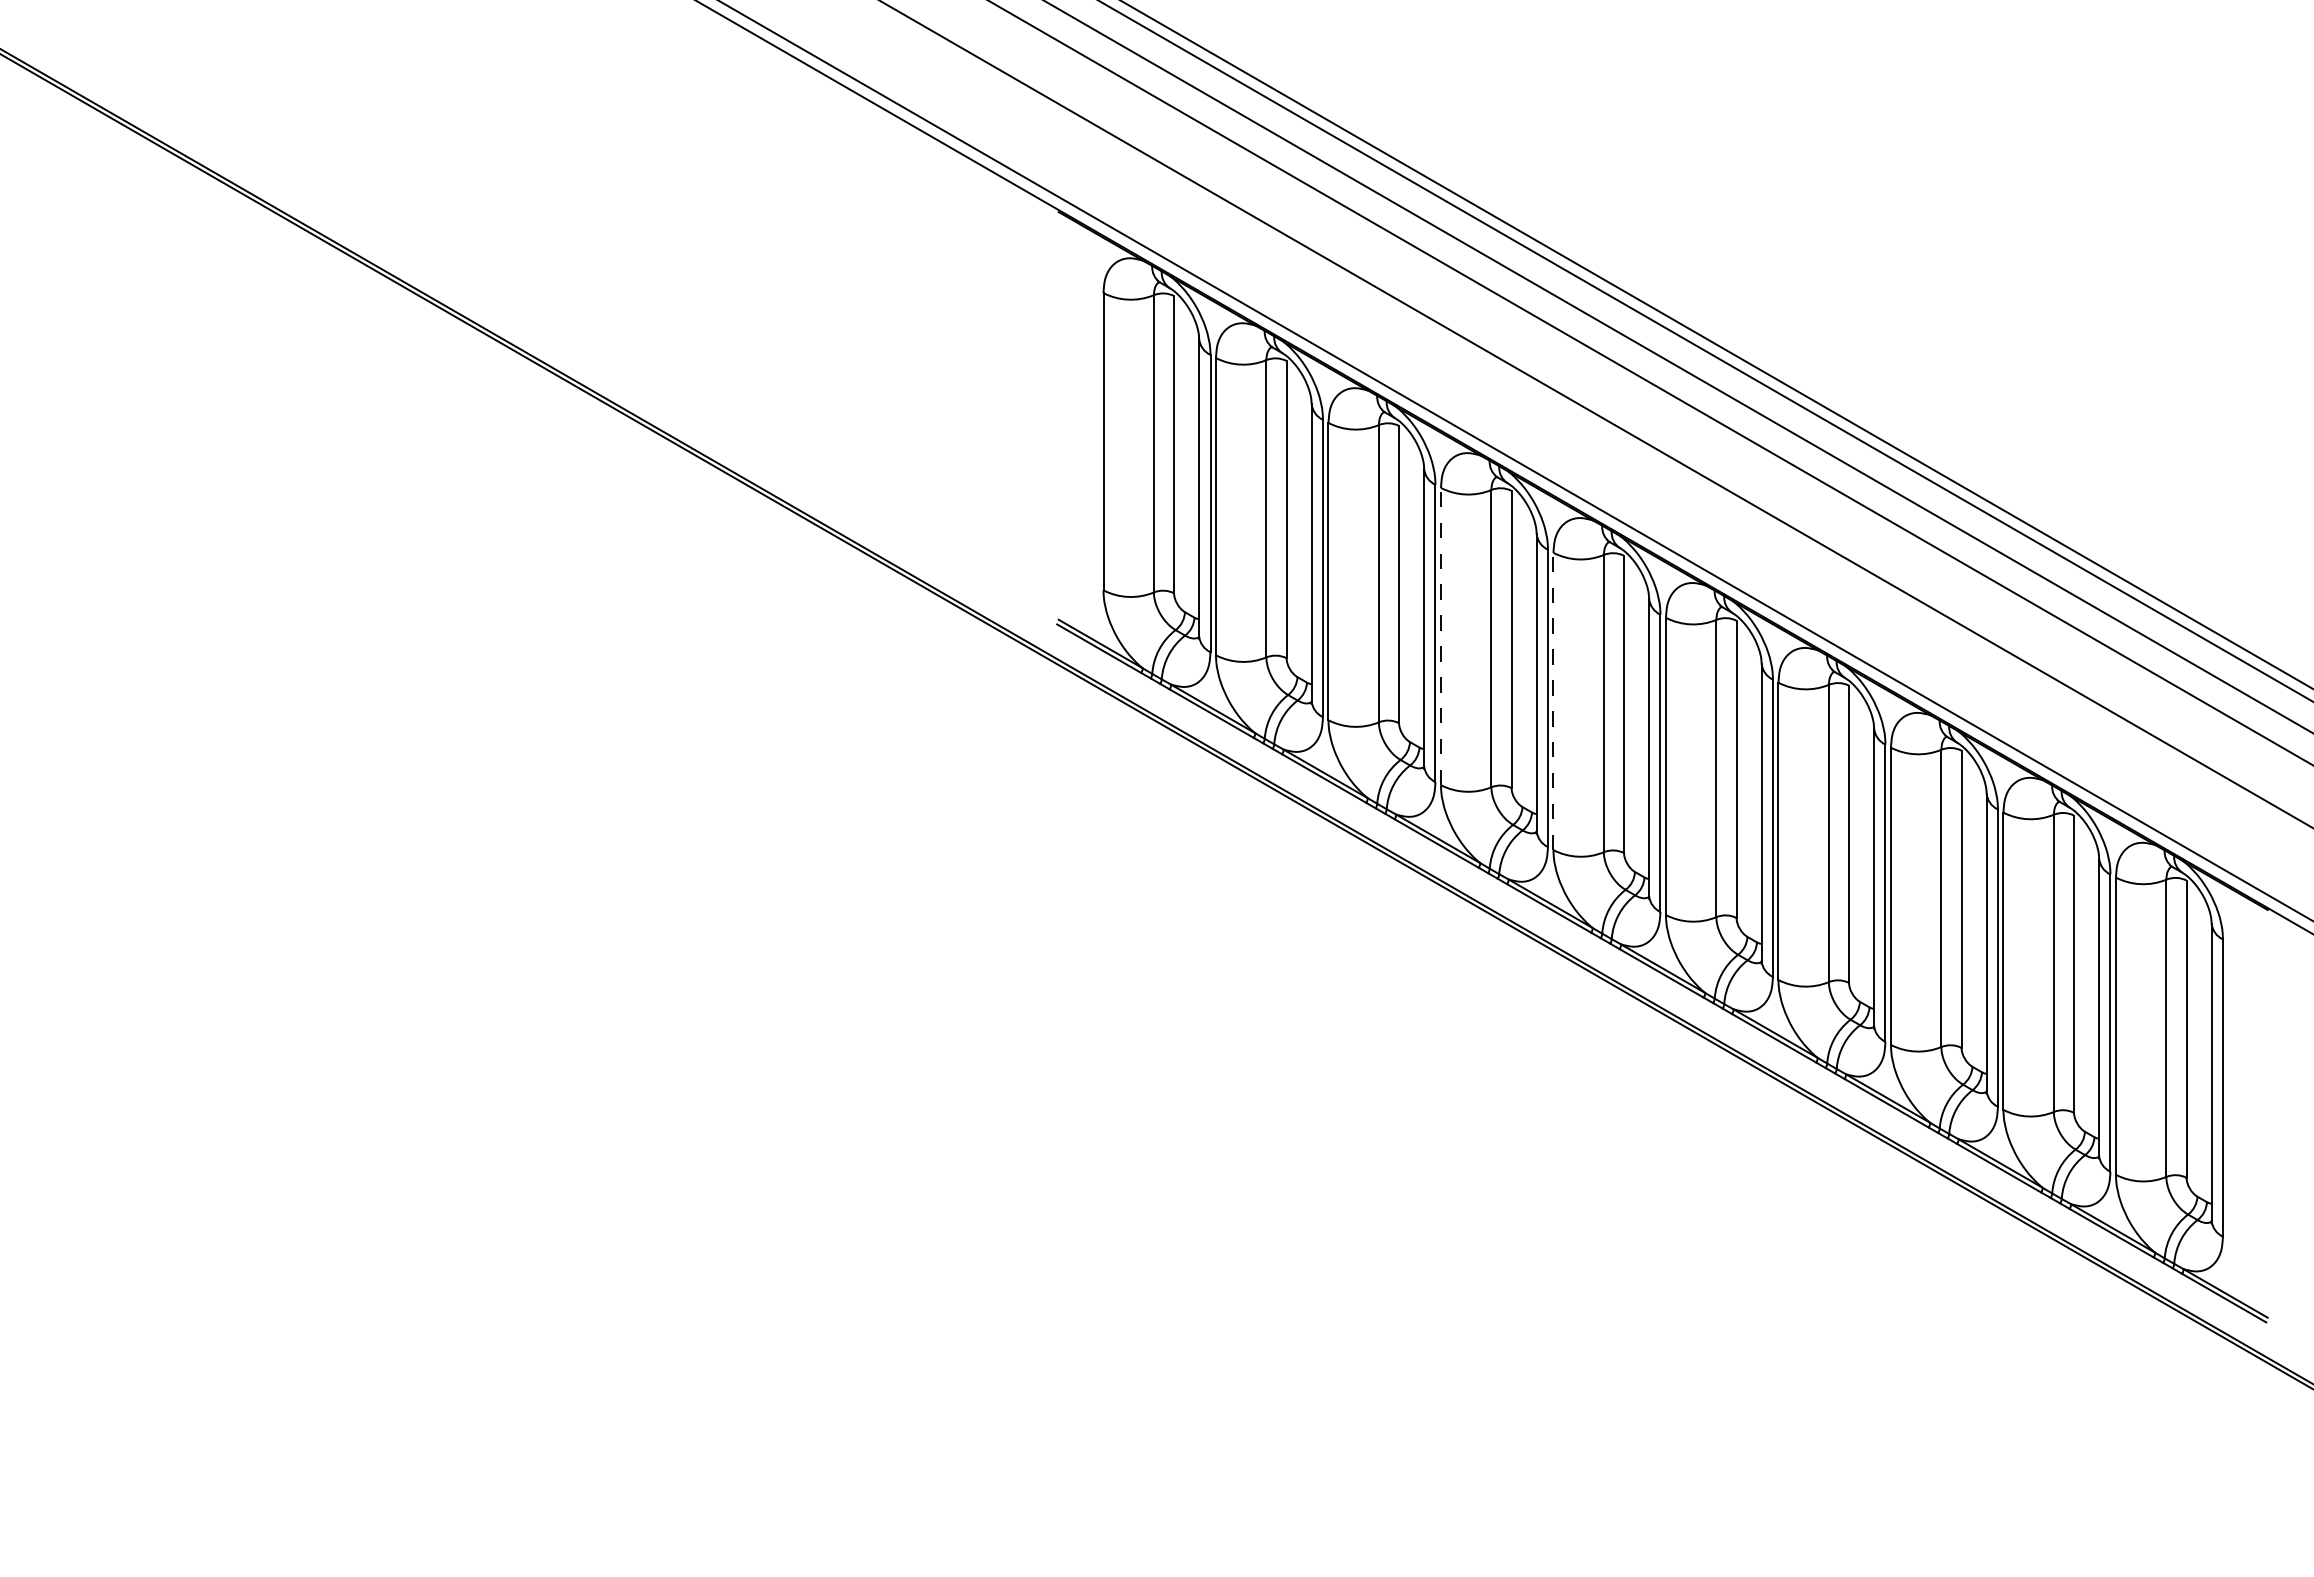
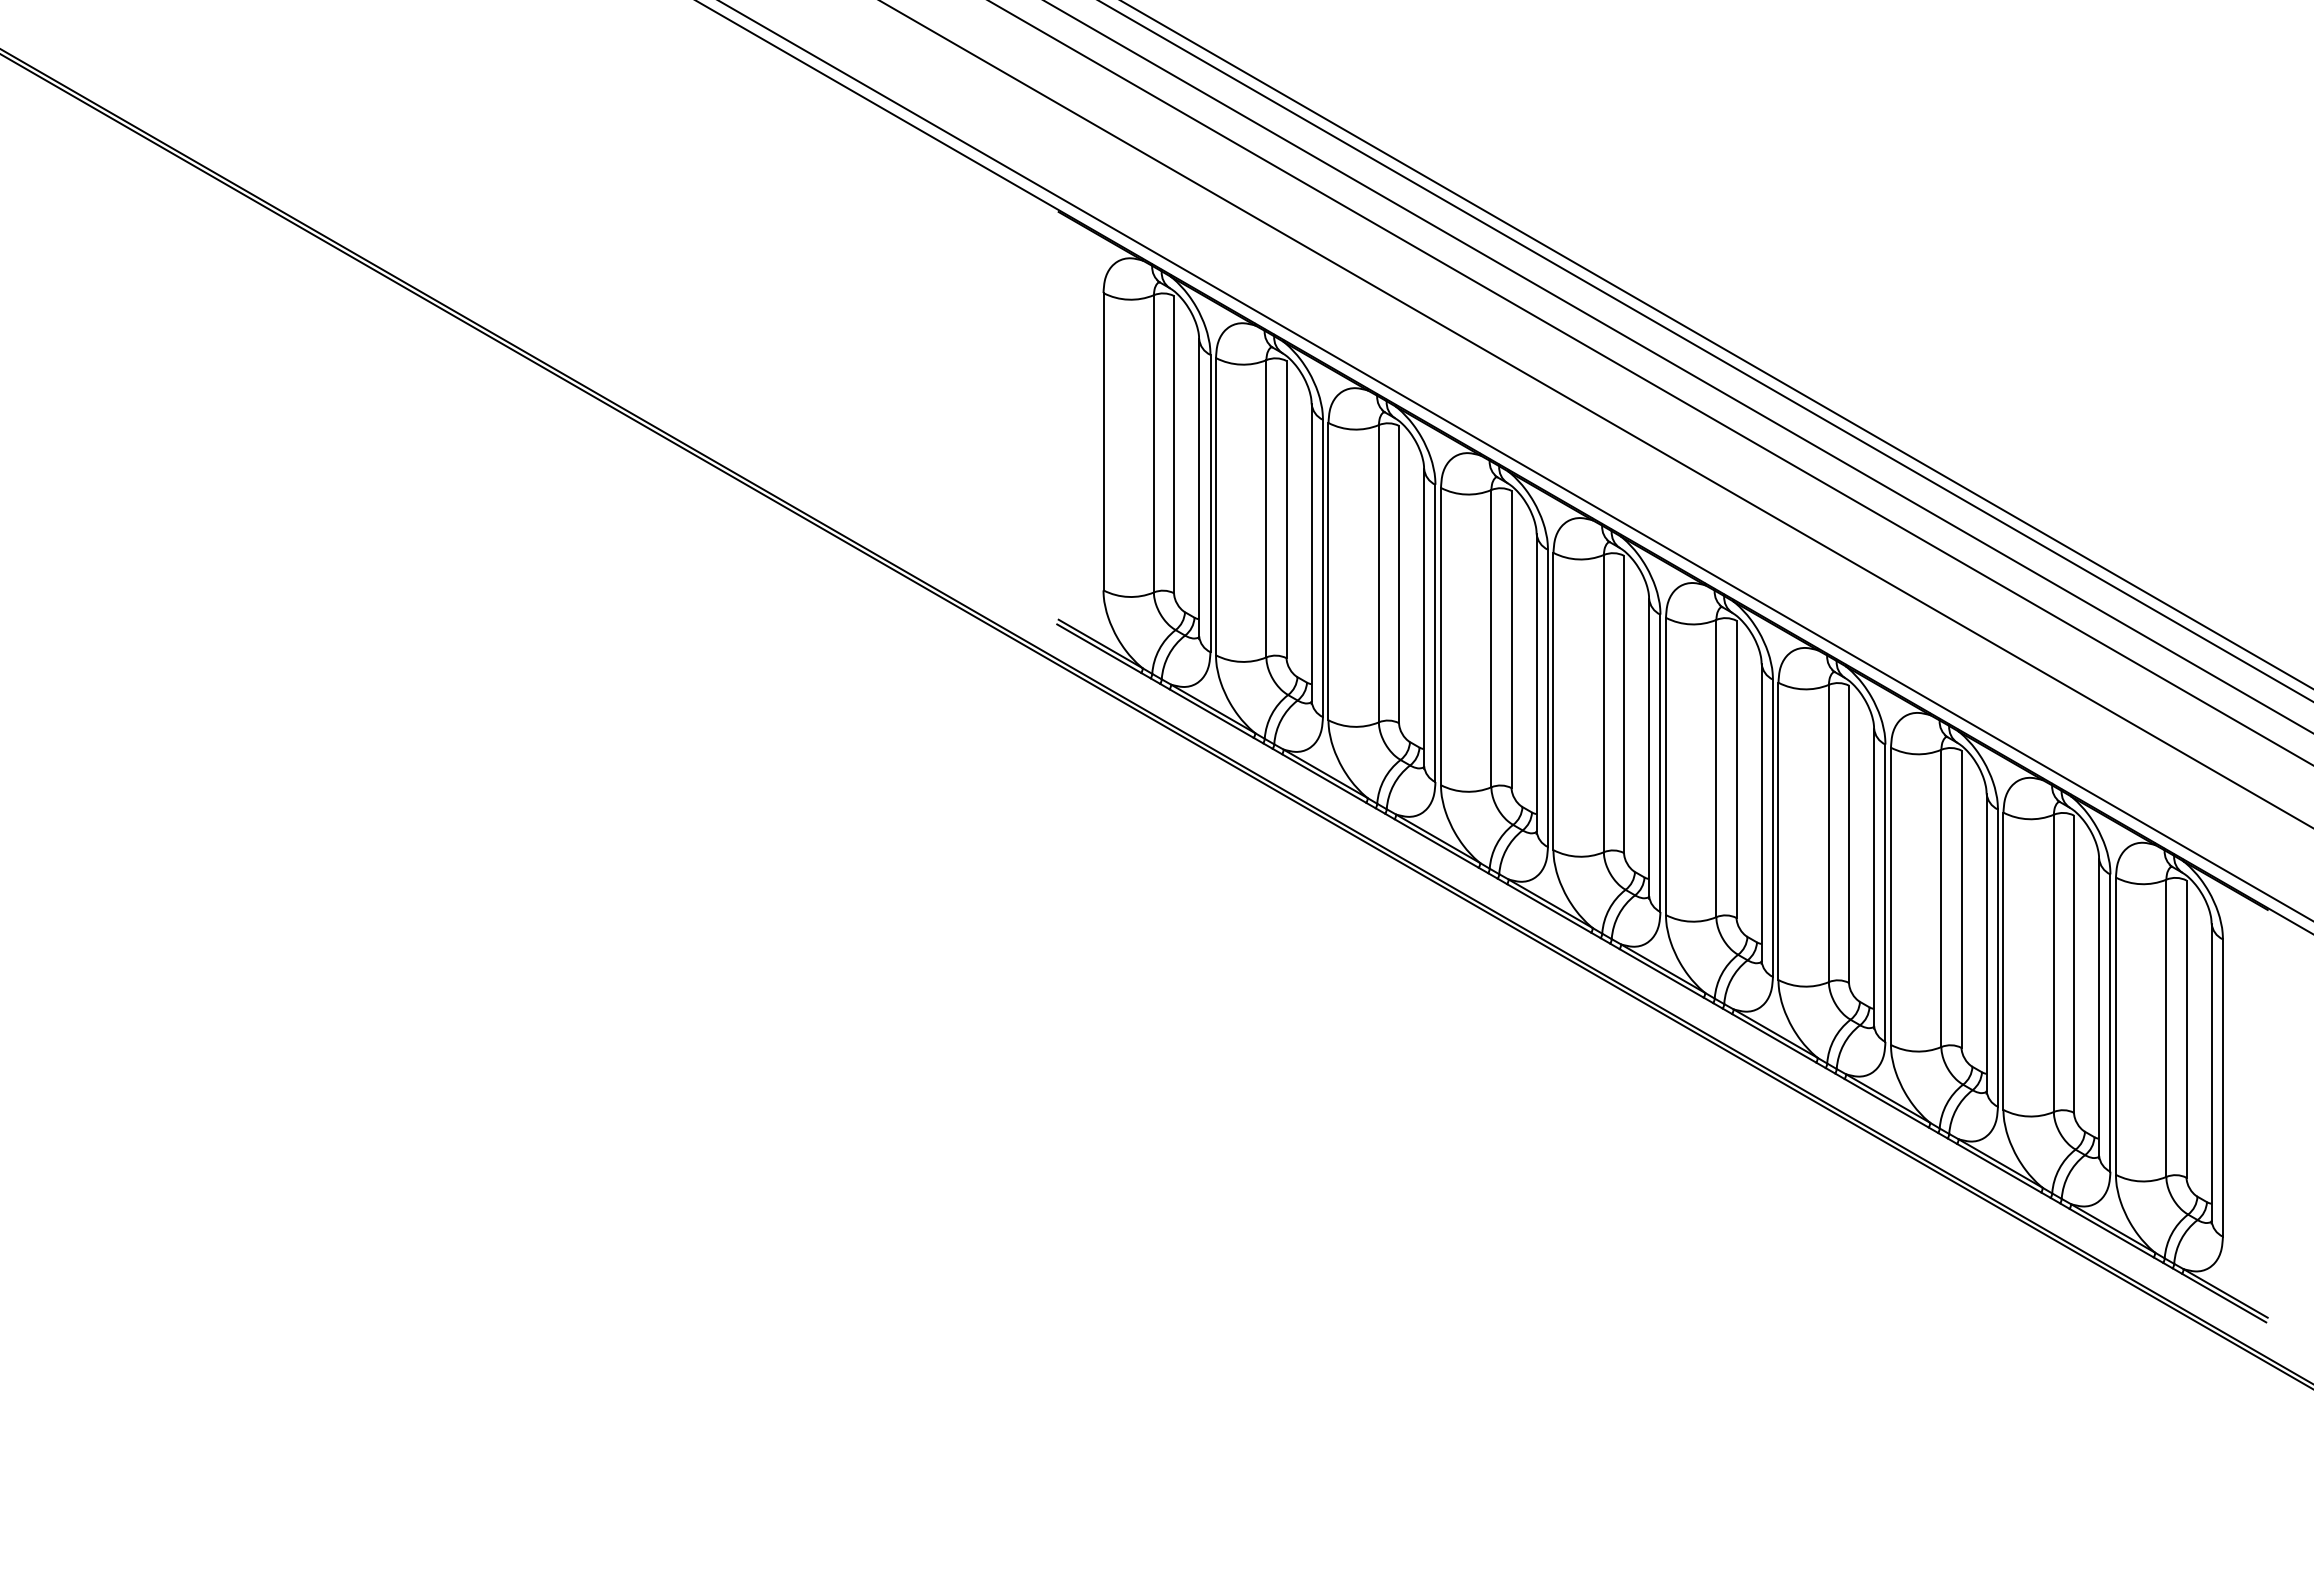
line: dashed -> solid (1440, 636)
line: dashed -> solid (1553, 701)
